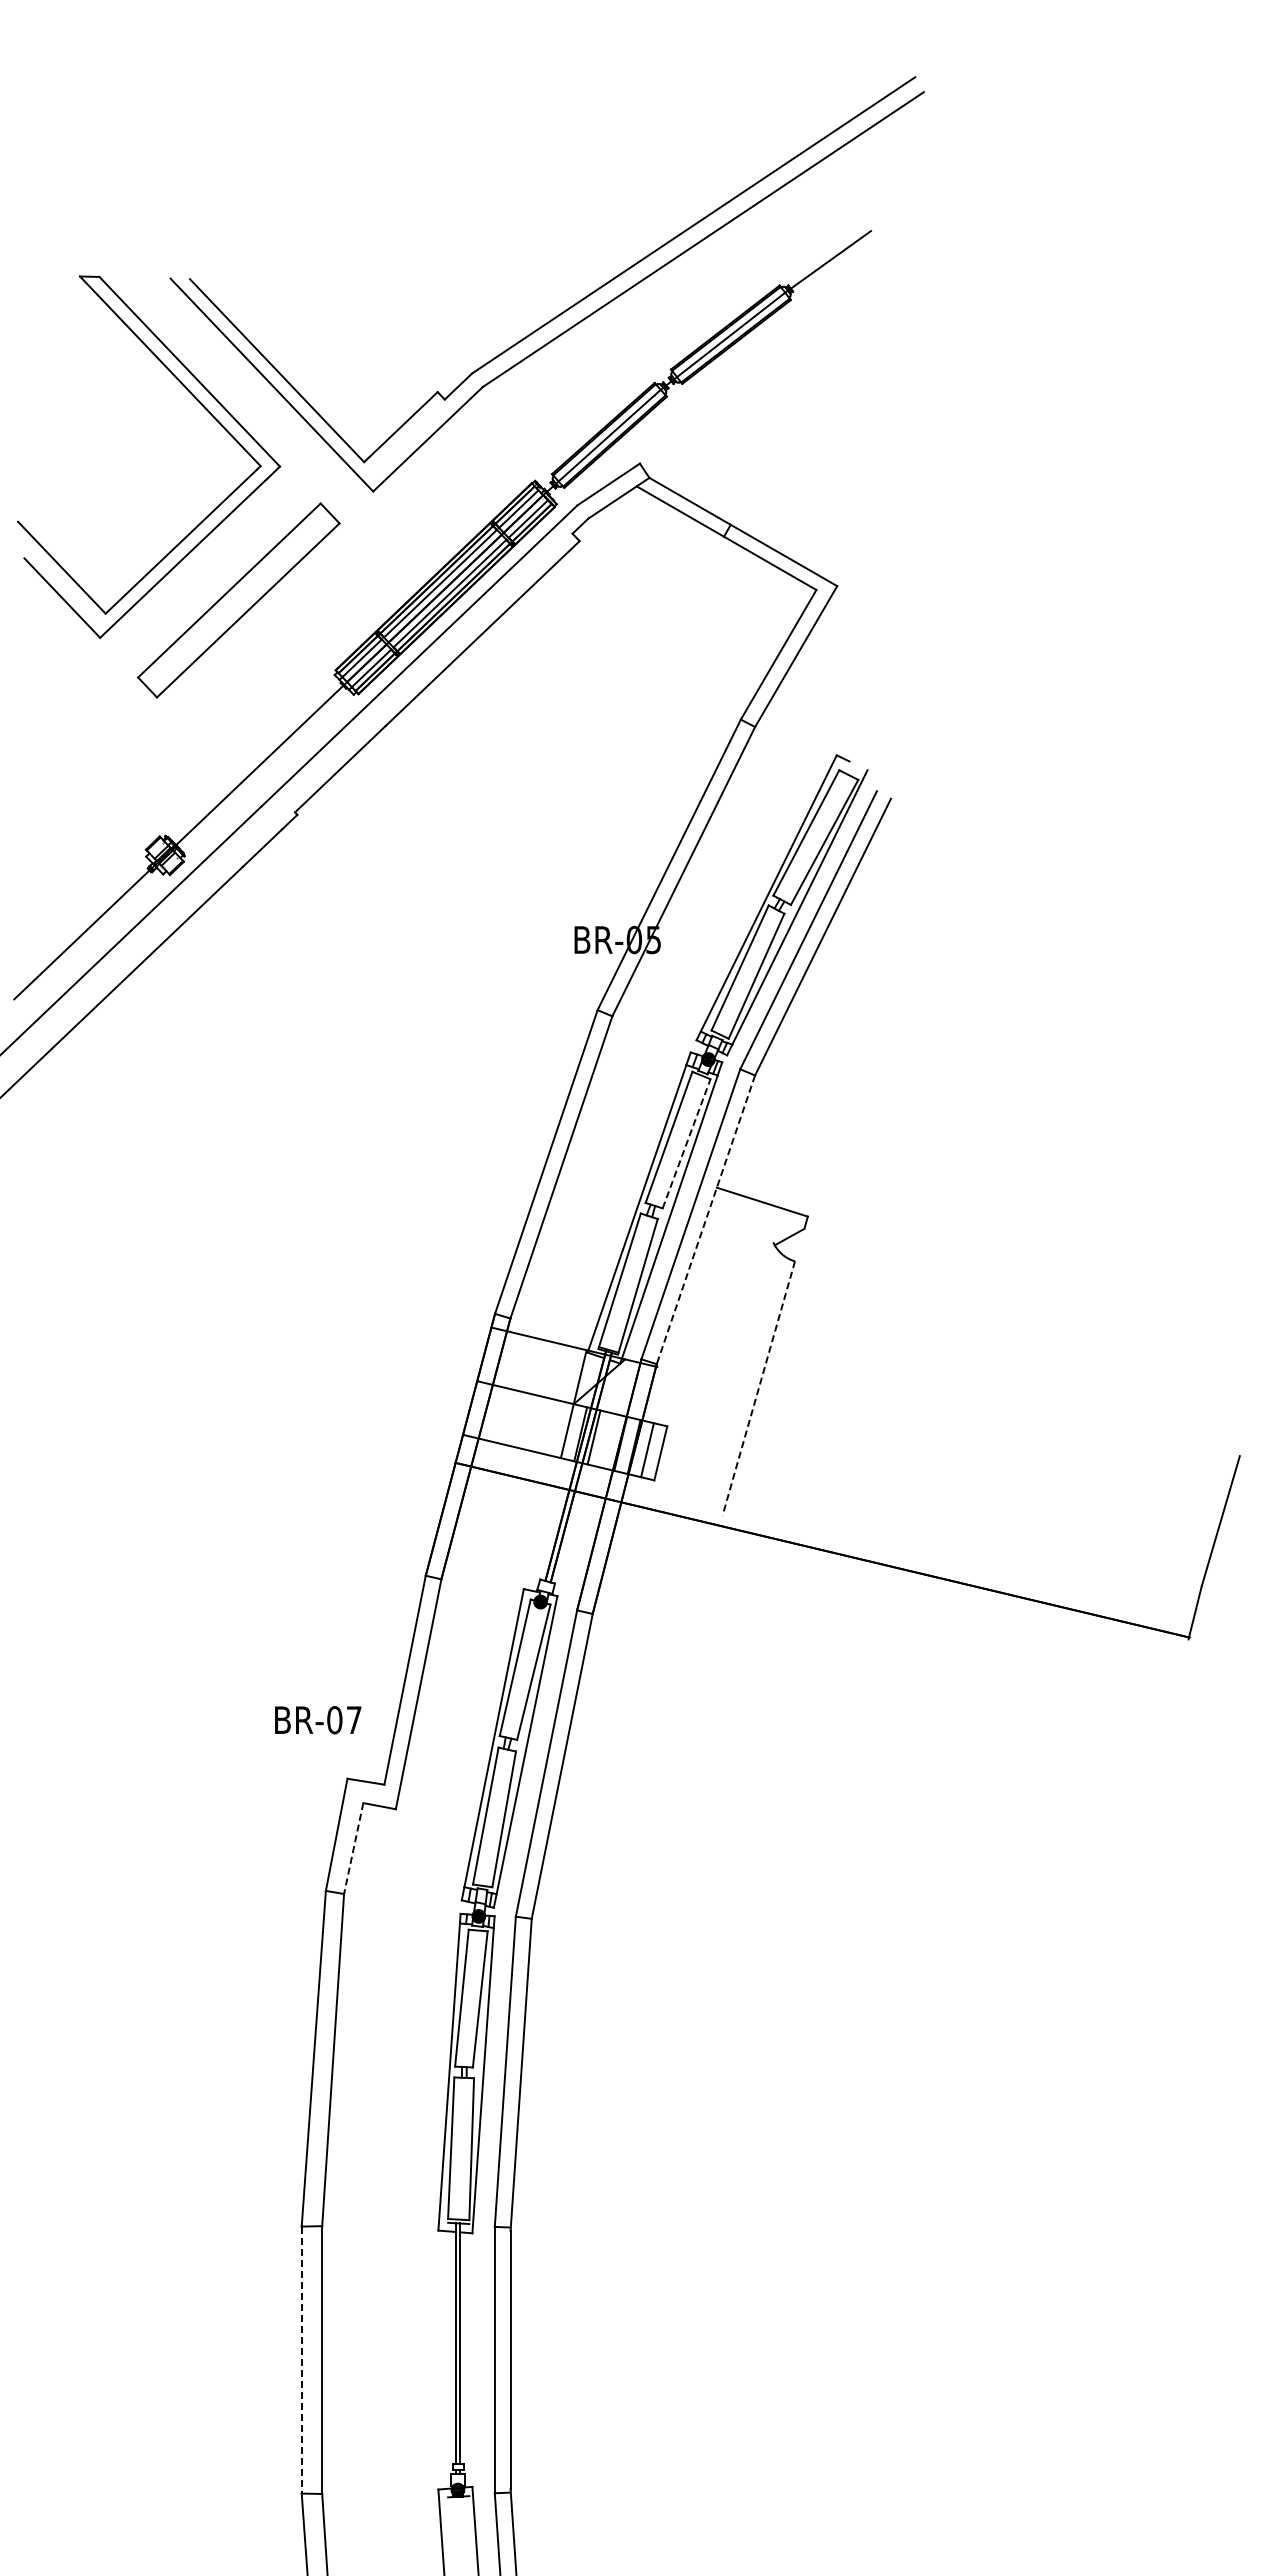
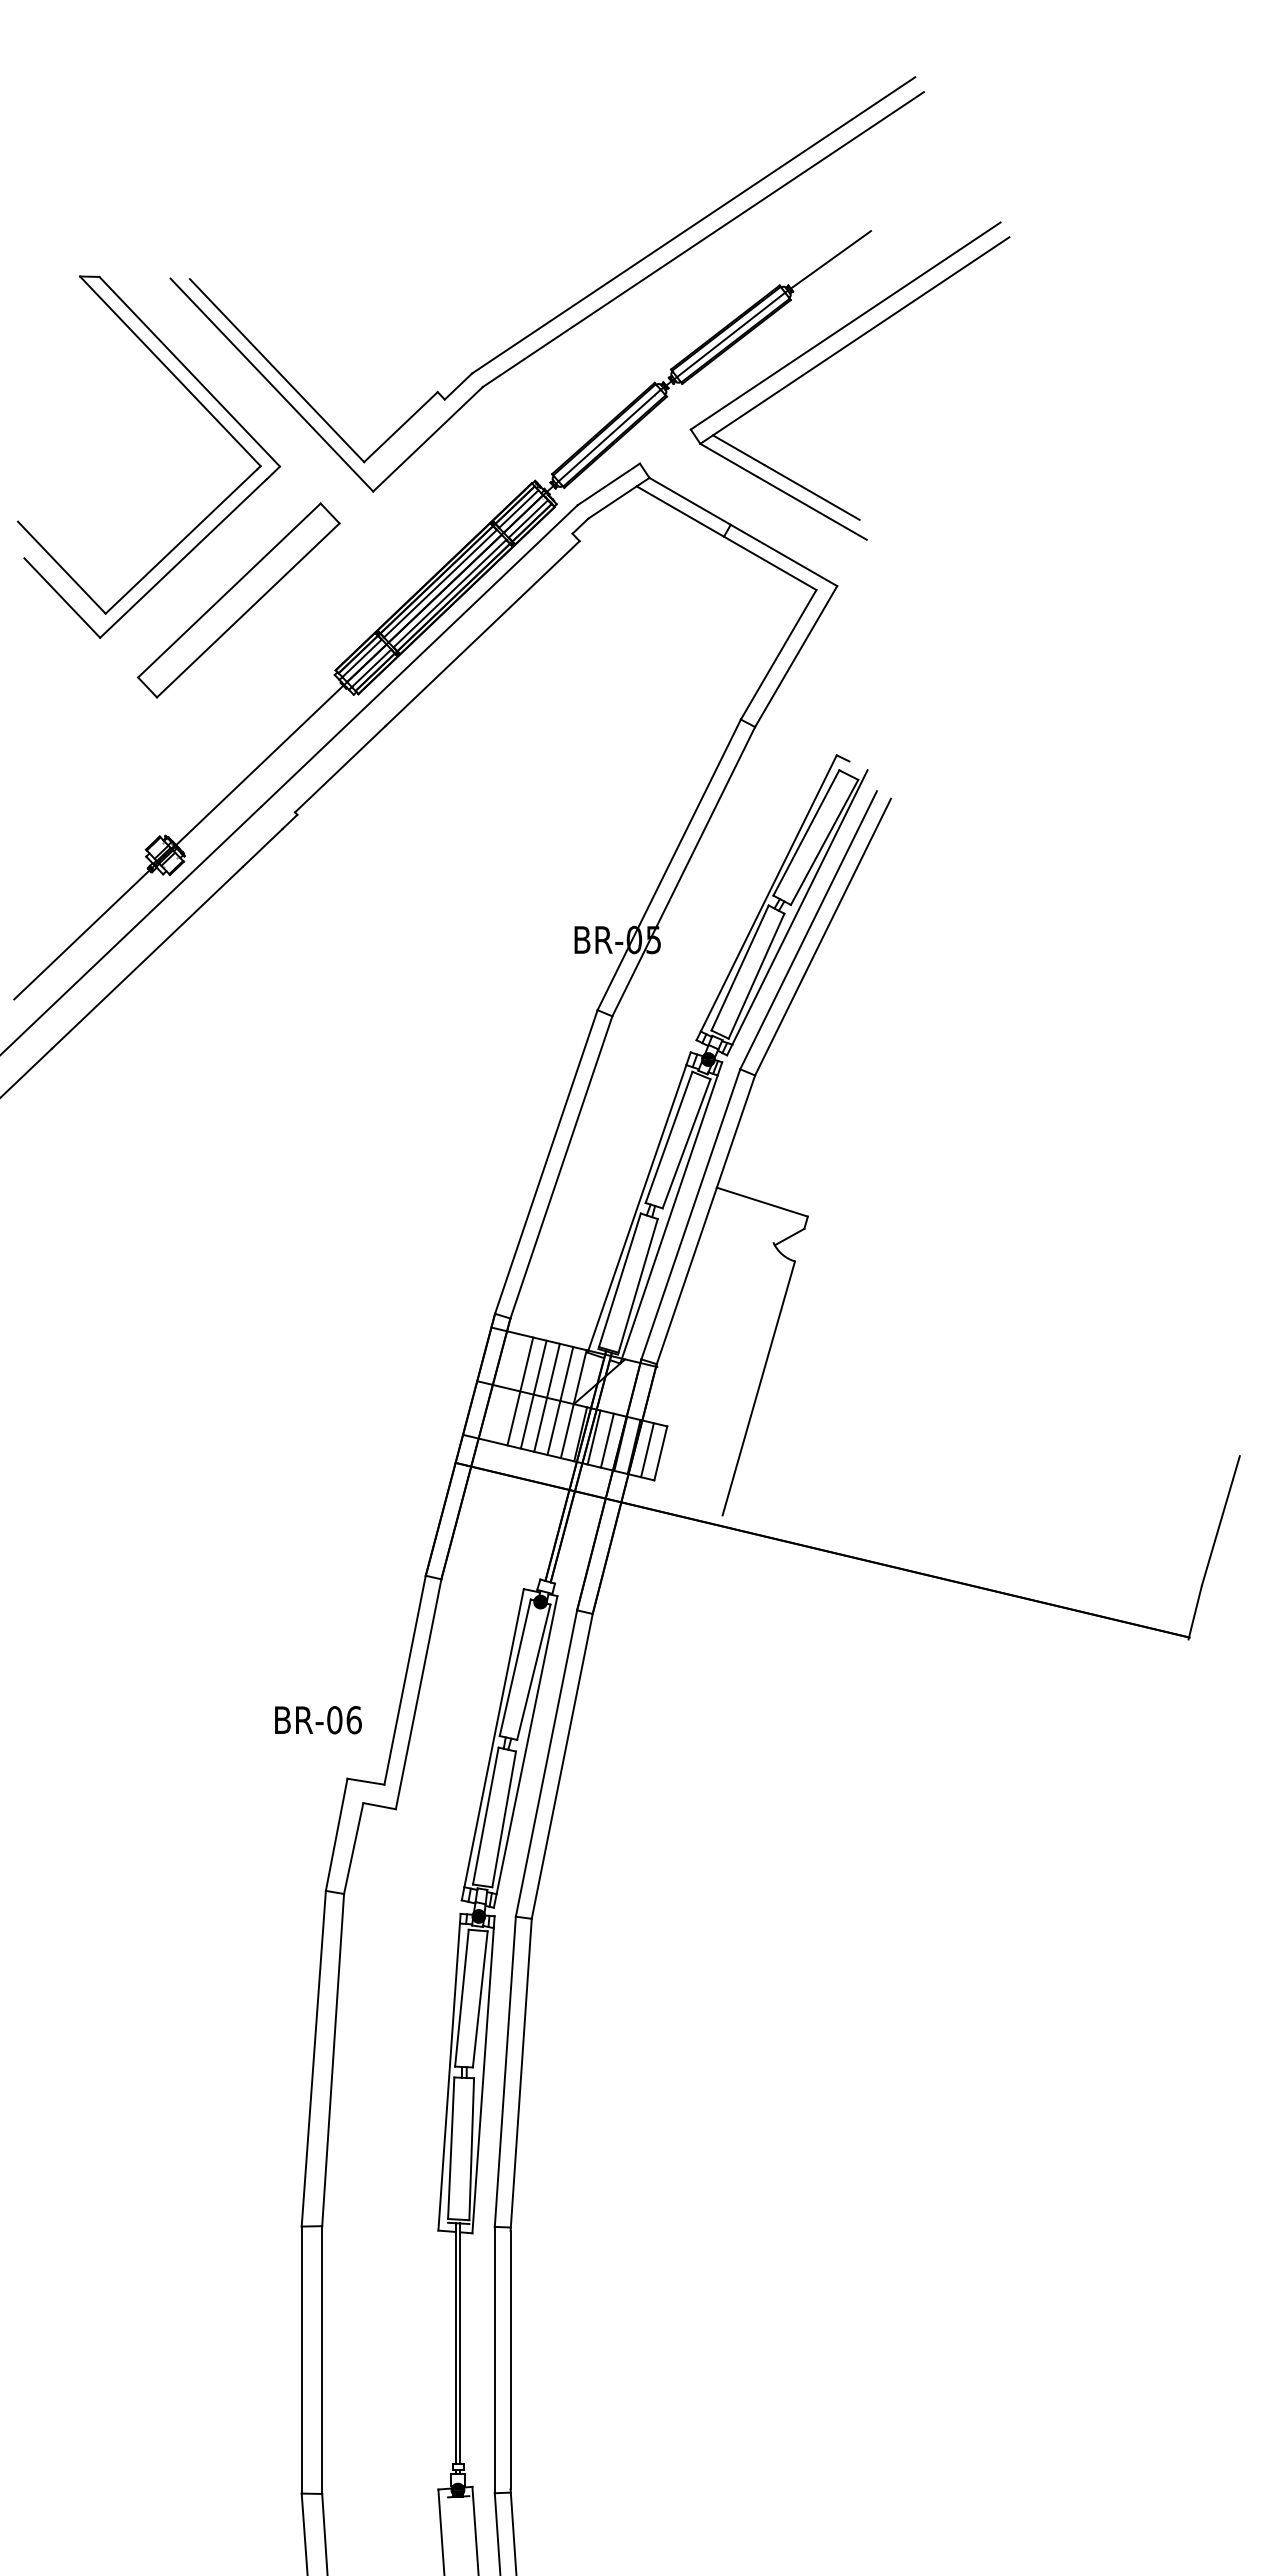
part: none -> present (834, 355)
line: dashed -> solid (686, 1143)
line: dashed -> solid (705, 1220)
line: dashed -> solid (758, 1388)
line: none -> present (520, 1391)
line: none -> present (533, 1394)
line: none -> present (546, 1397)
line: none -> present (560, 1400)
line: none -> present (606, 1440)
text: BR-07 -> BR-06 (353, 1720)
line: dashed -> solid (353, 1849)
line: dashed -> solid (301, 2360)
